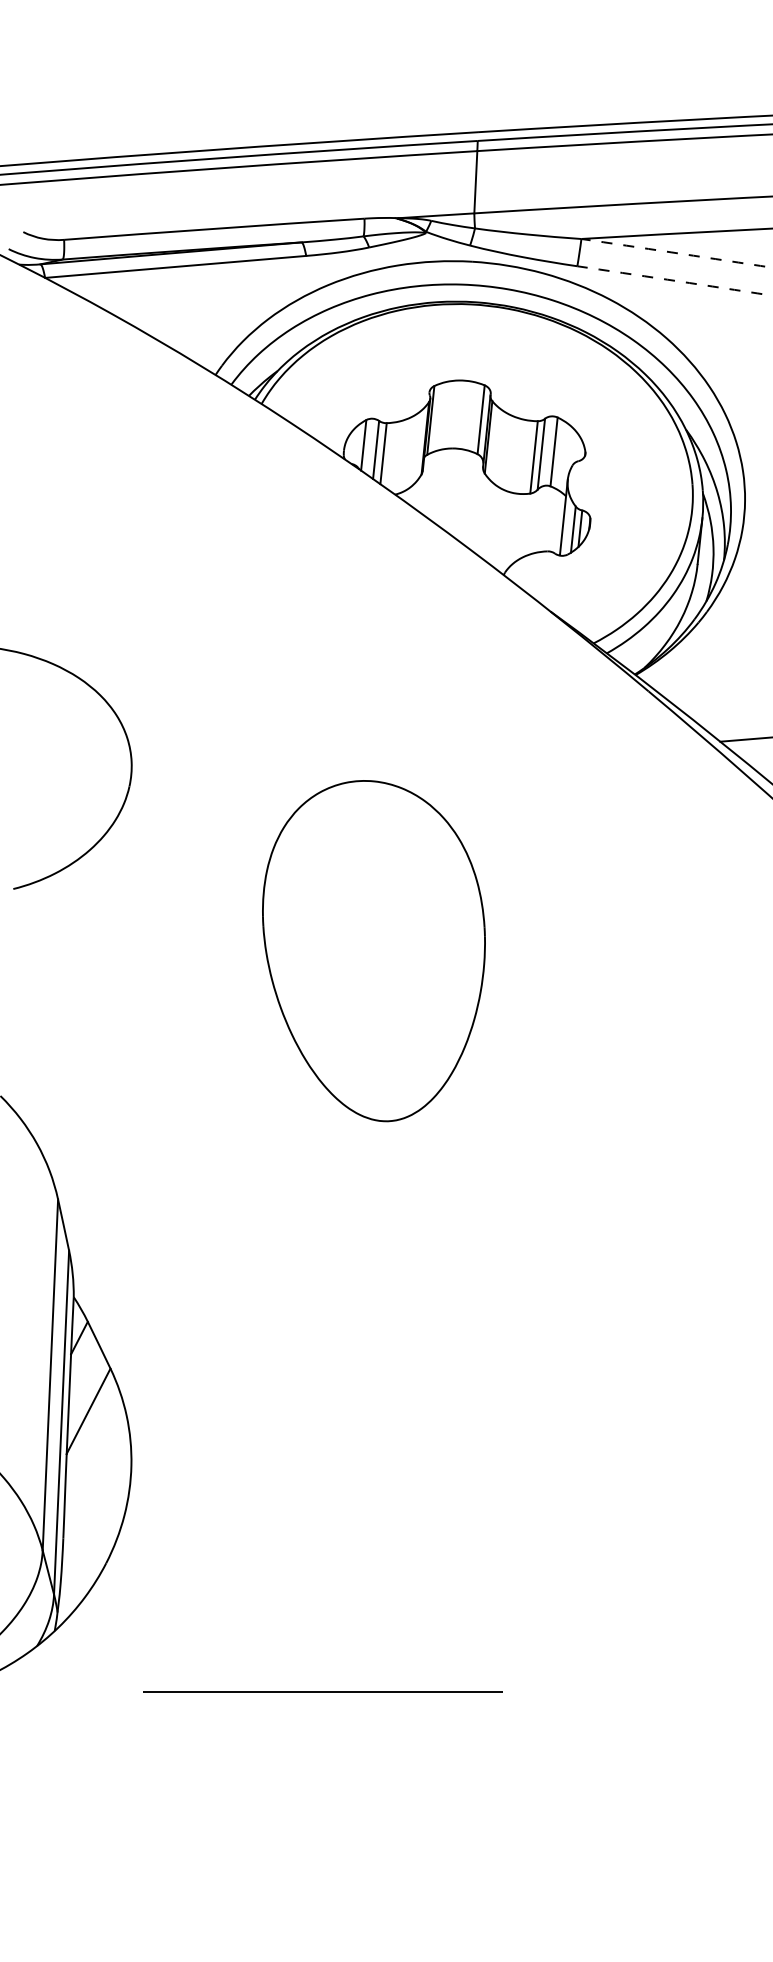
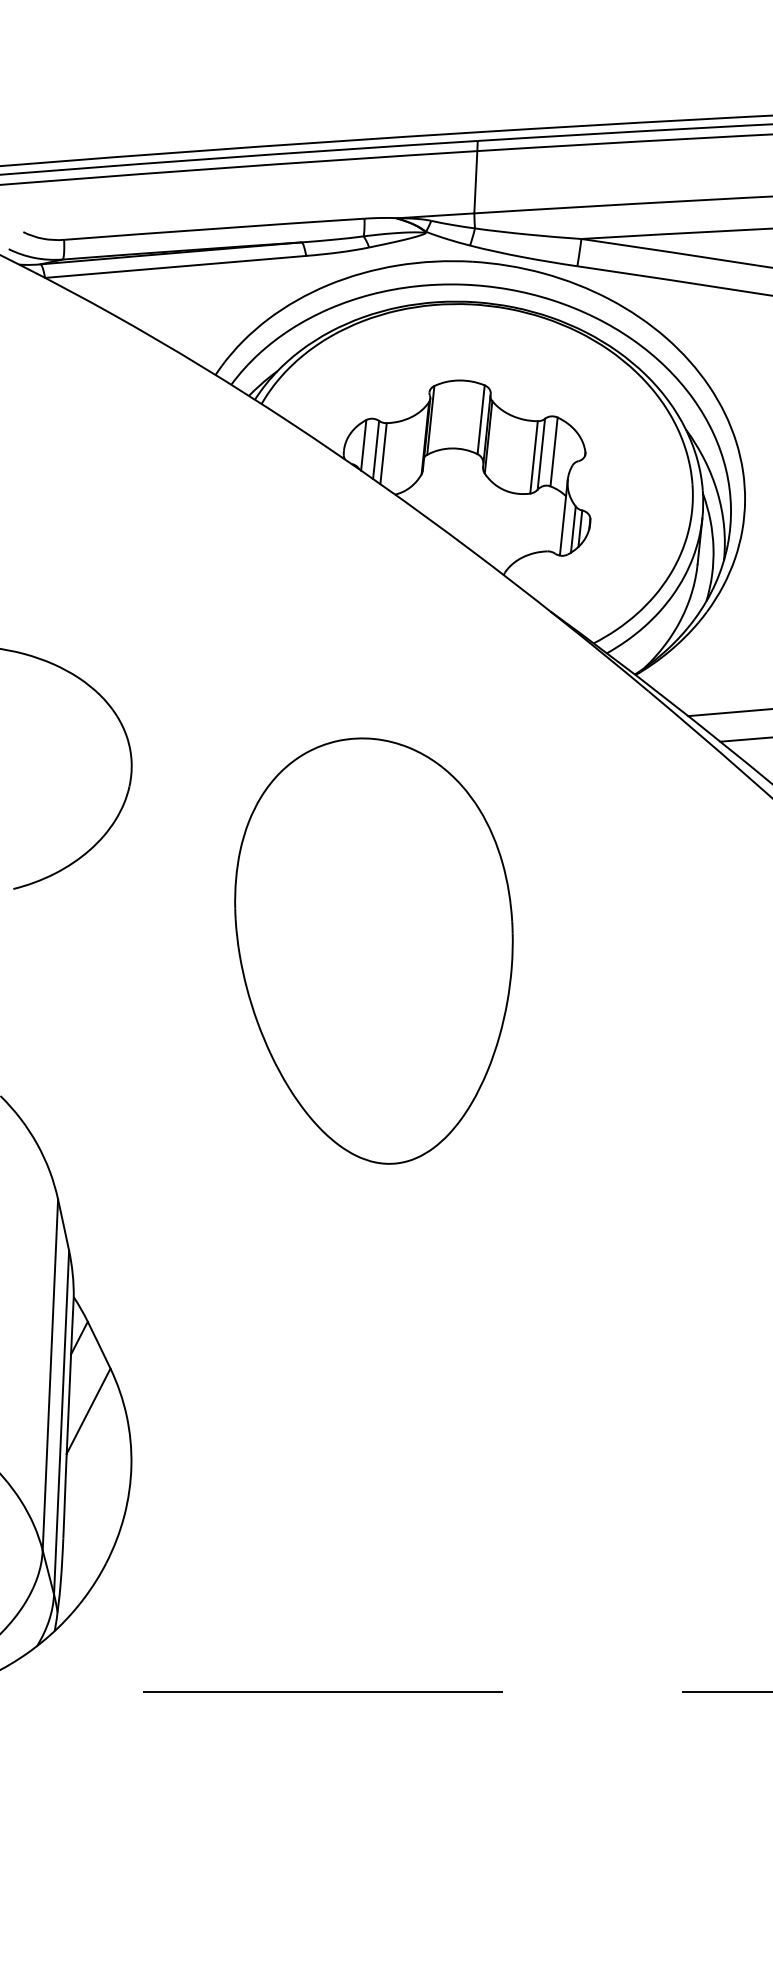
arc: dashed -> solid (676, 253)
arc: dashed -> solid (675, 280)
line: none -> present (728, 712)
part size: 224x343 px -> 280x428 px (373, 950)
line: none -> present (725, 1692)
